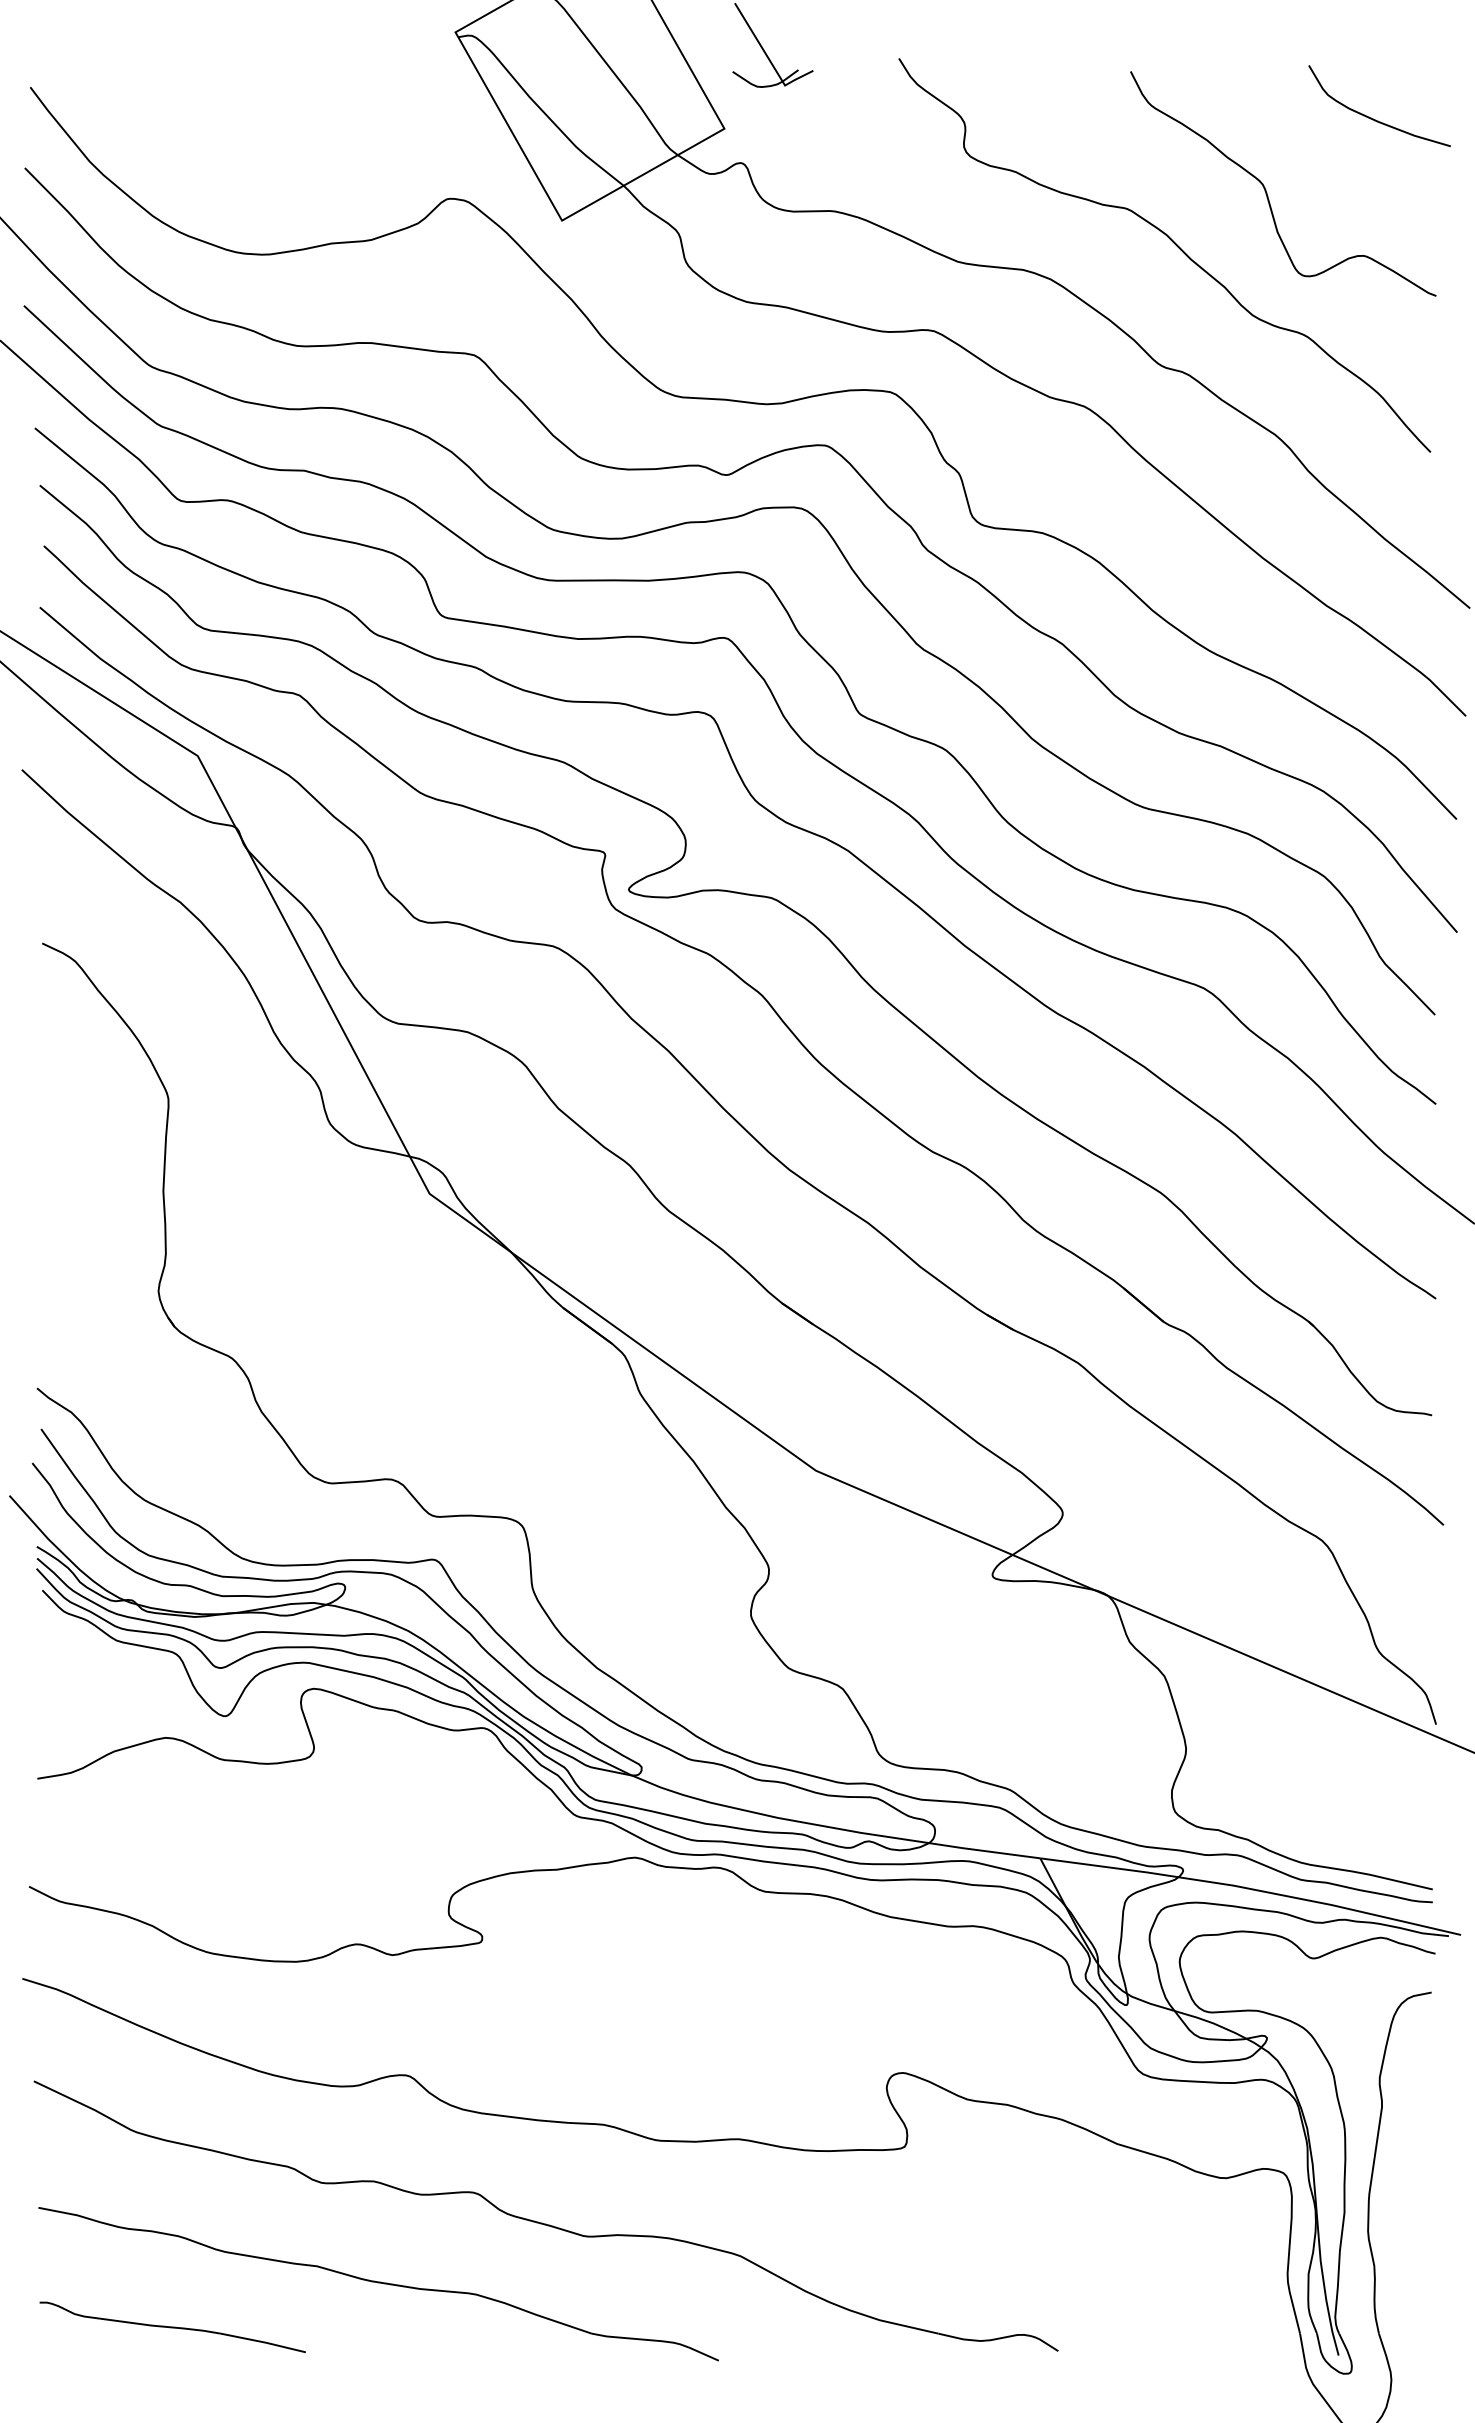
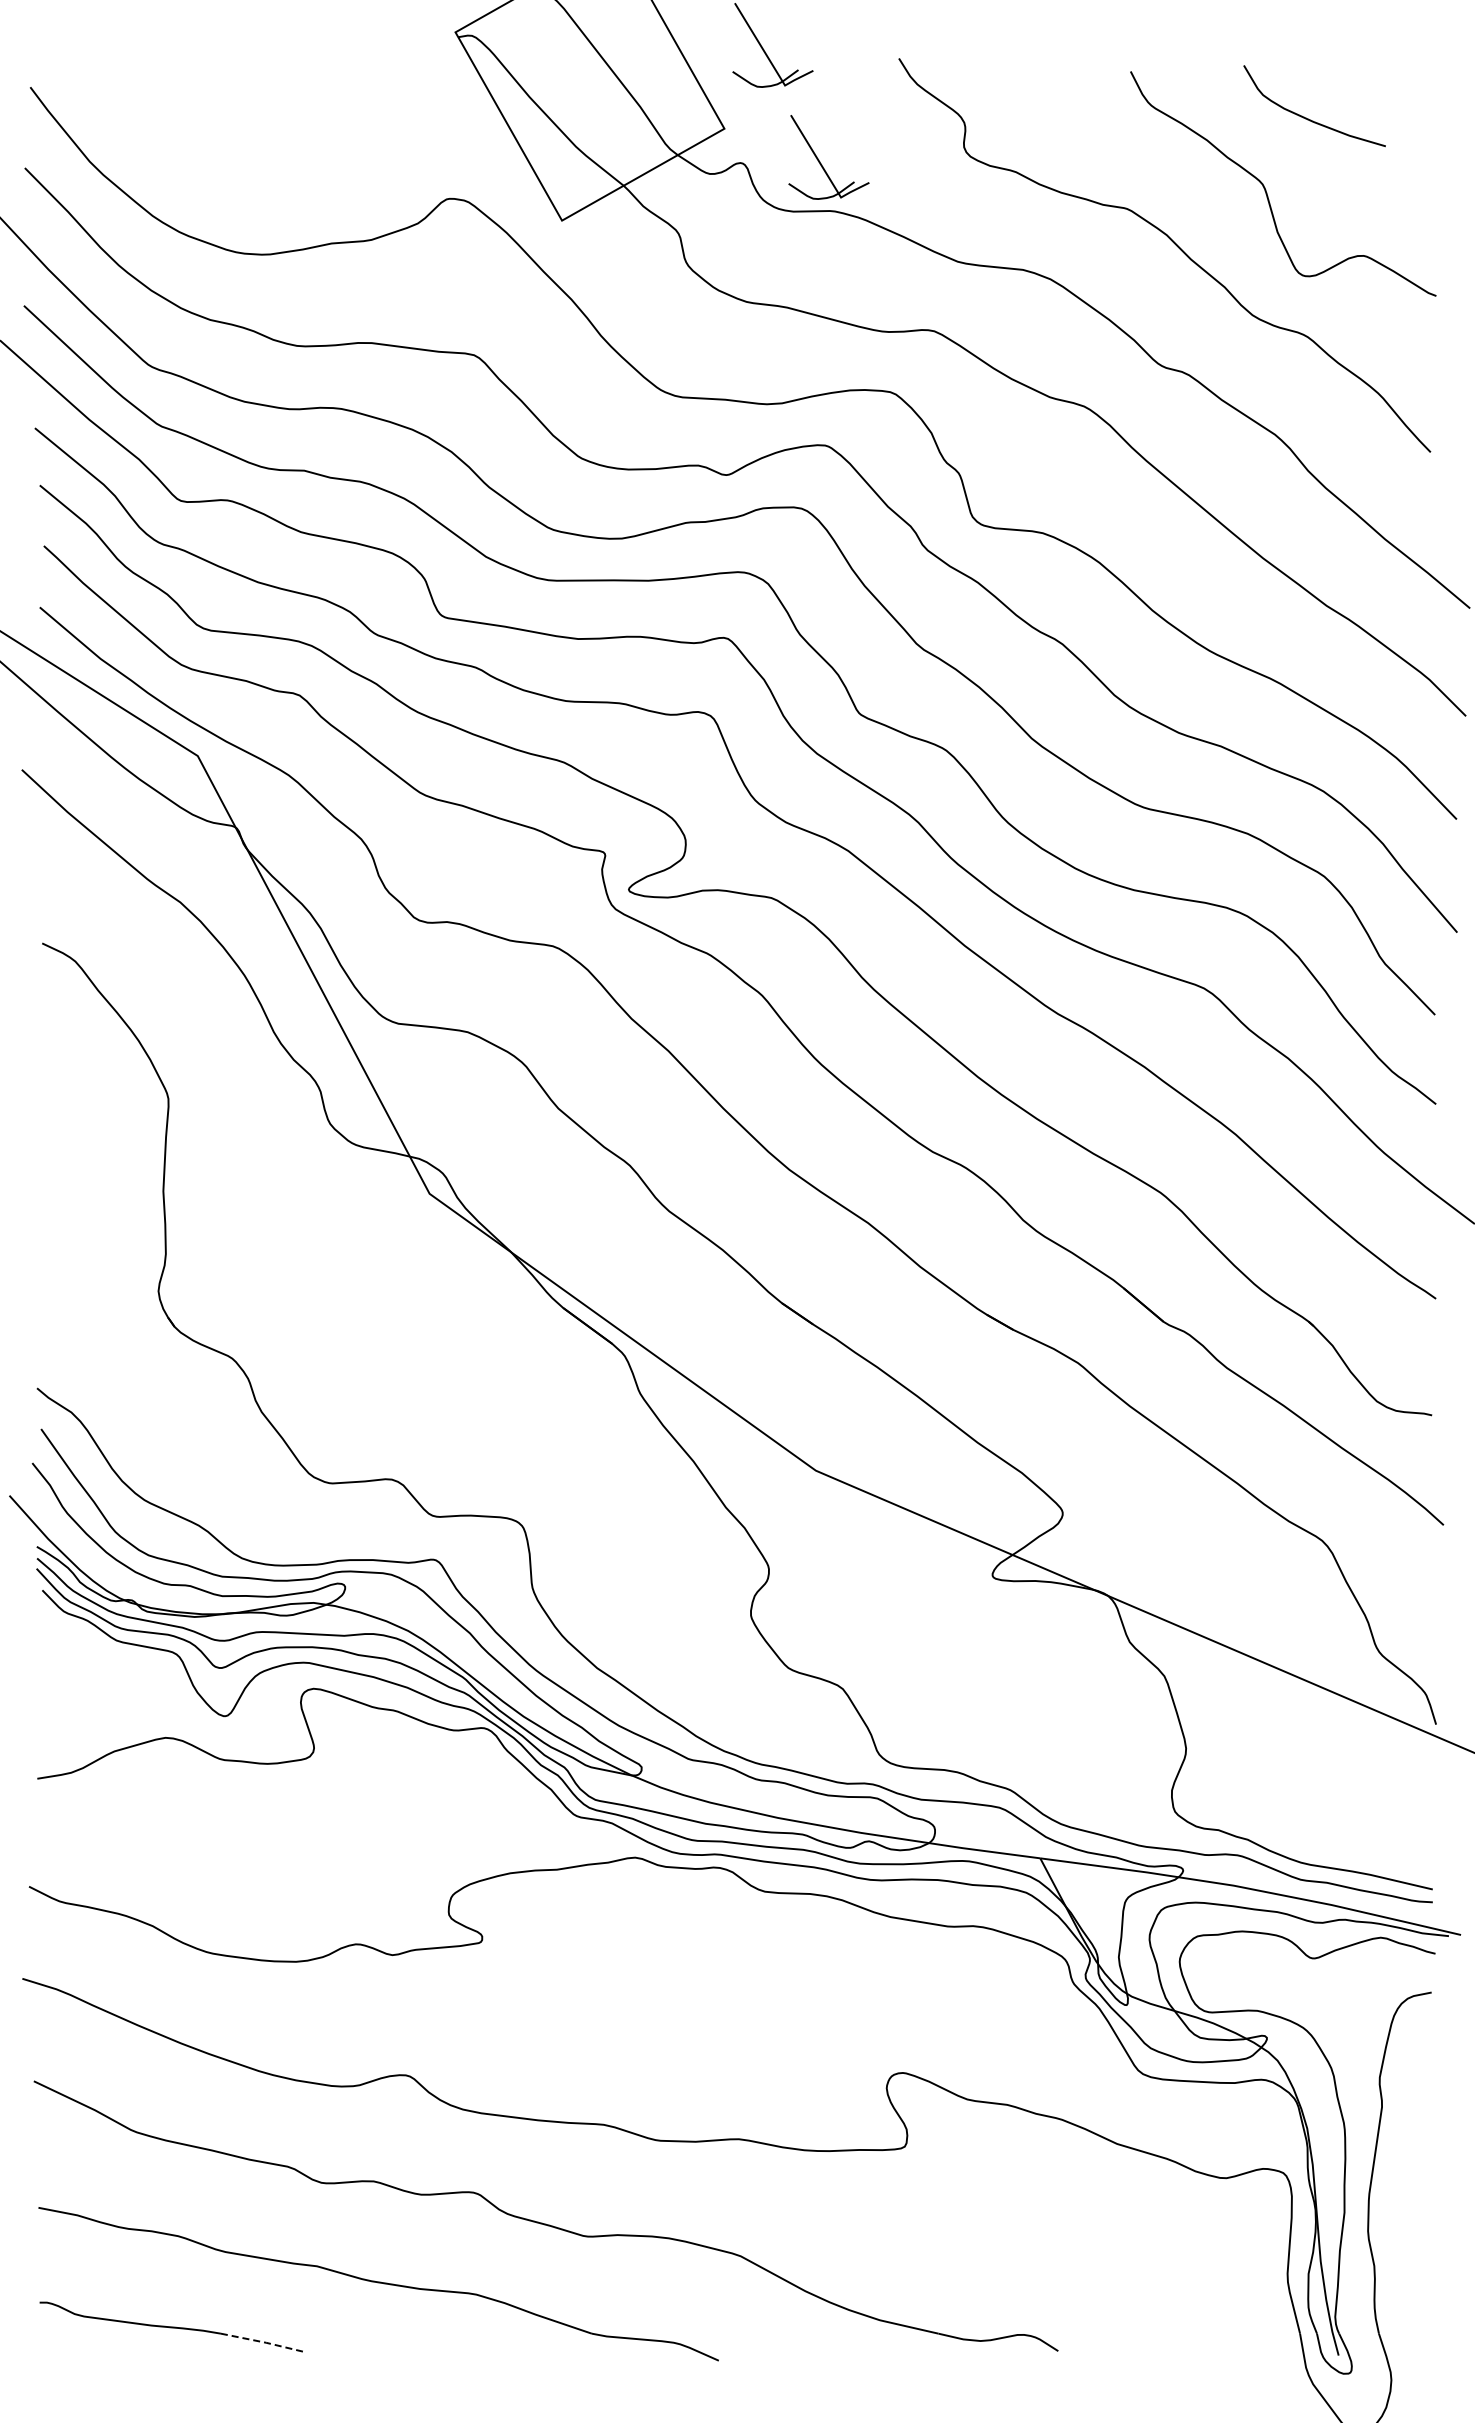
curve position: (1373, 118) -> (1308, 118) (1308, 118)
part: none -> present (820, 161)
line: solid -> dashed (264, 2342)
